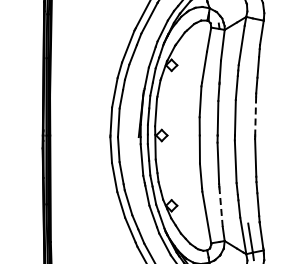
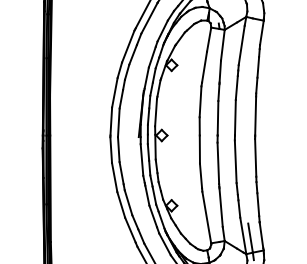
line: dashed -> solid (255, 116)
line: dashed -> solid (221, 207)
